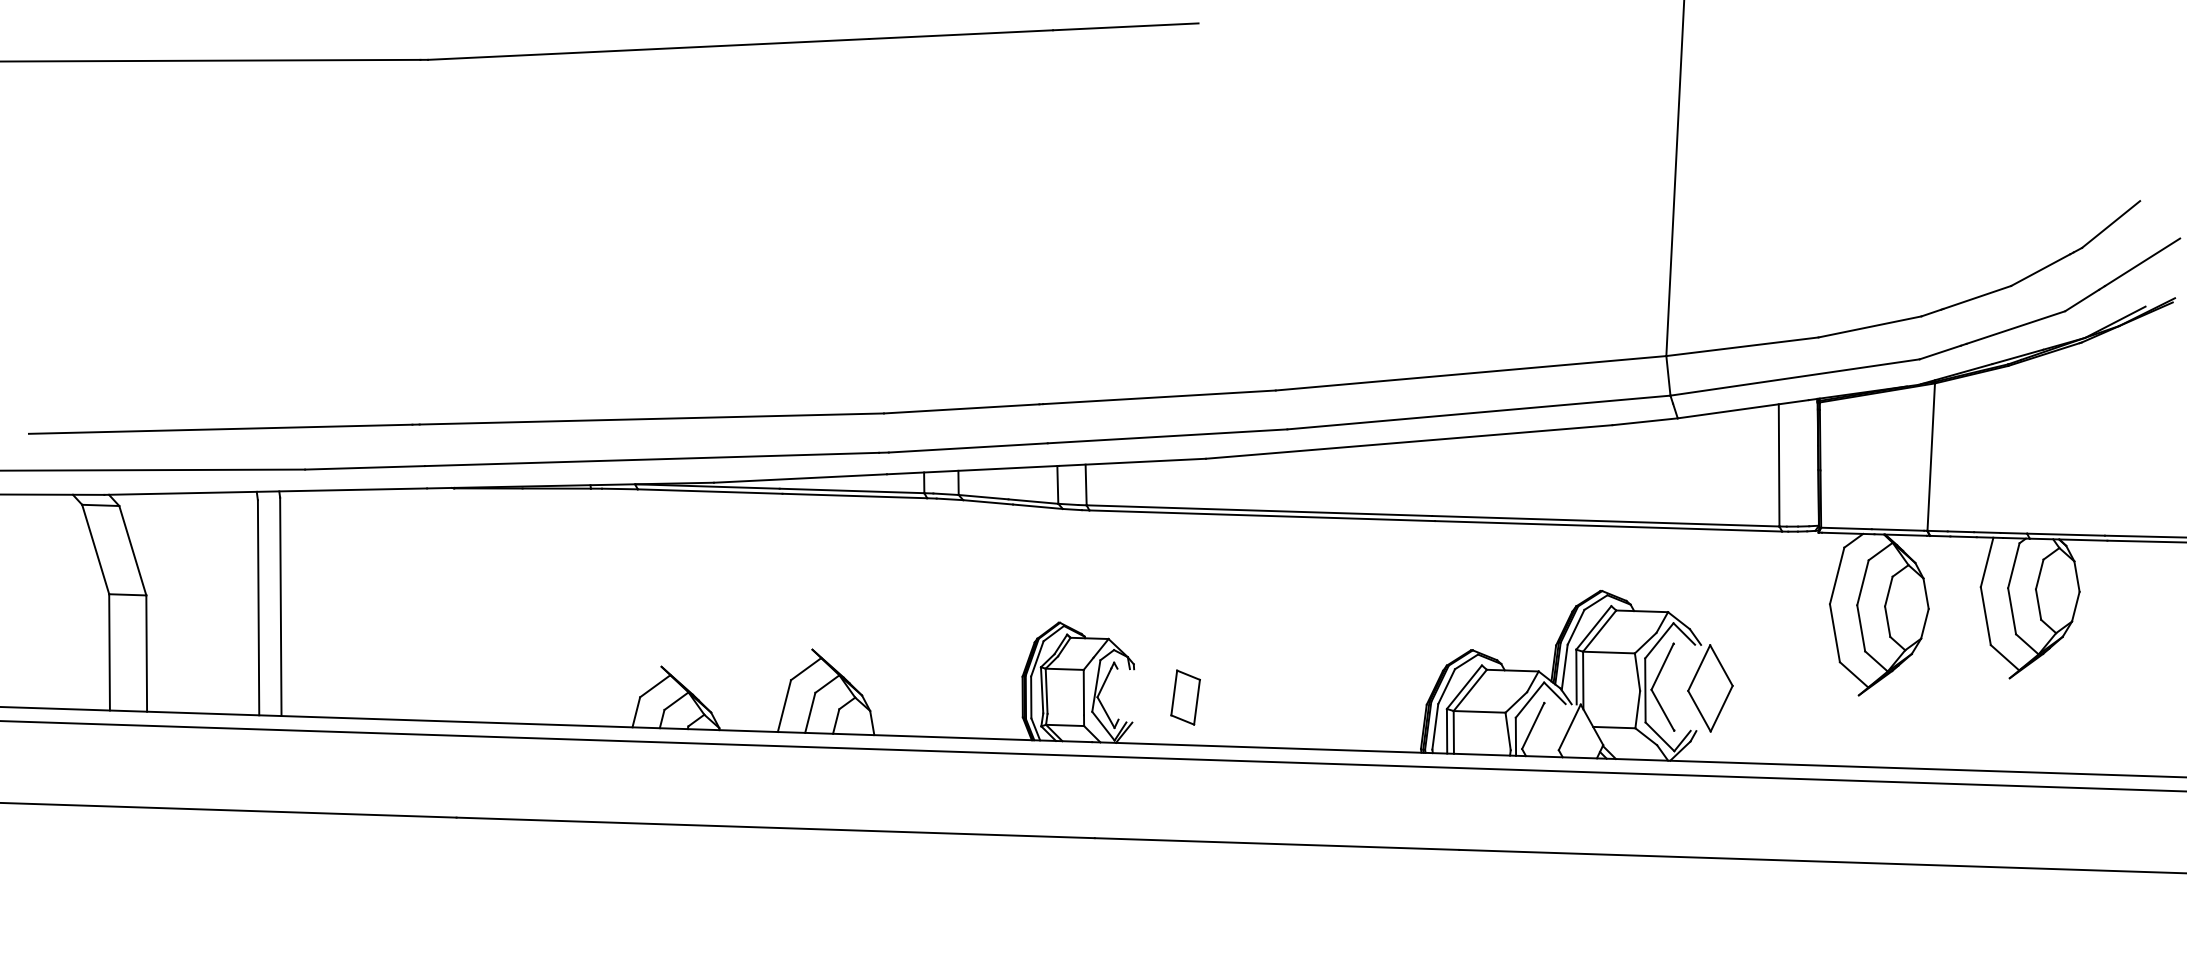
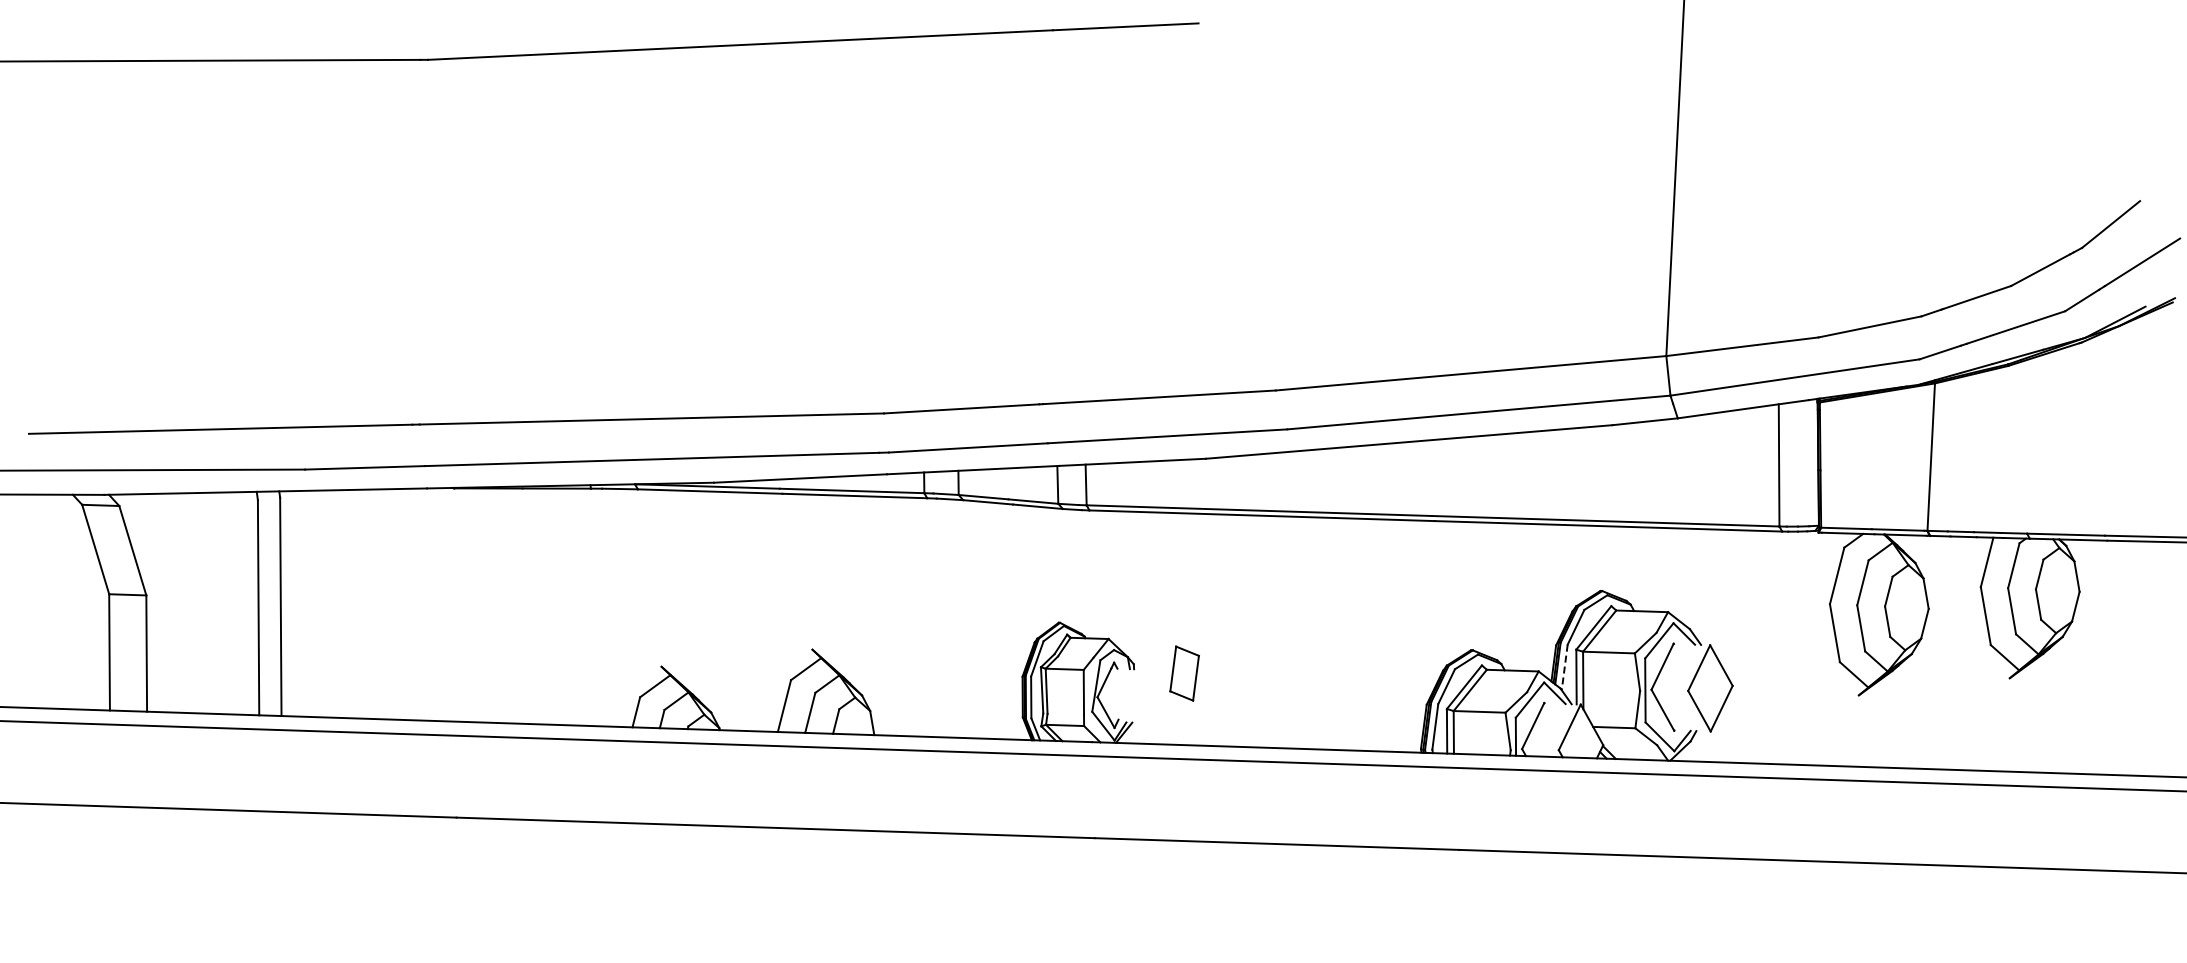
line: solid -> dashed (1564, 667)
part position: (1185, 697) -> (1184, 673) (1184, 673)
